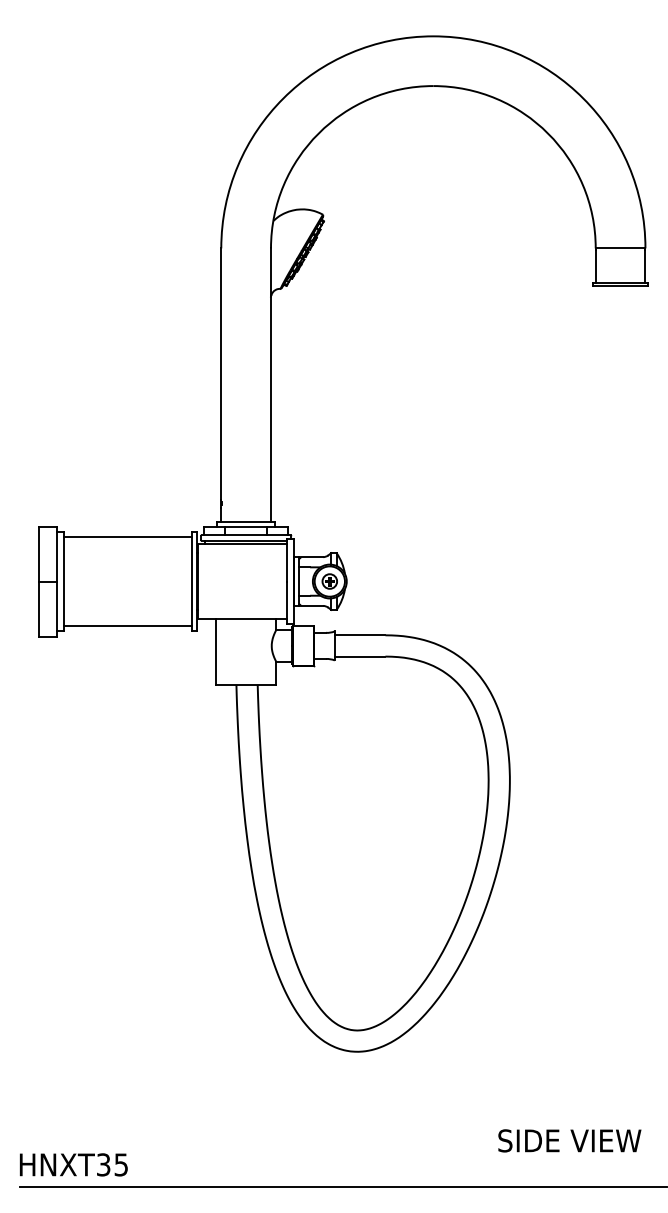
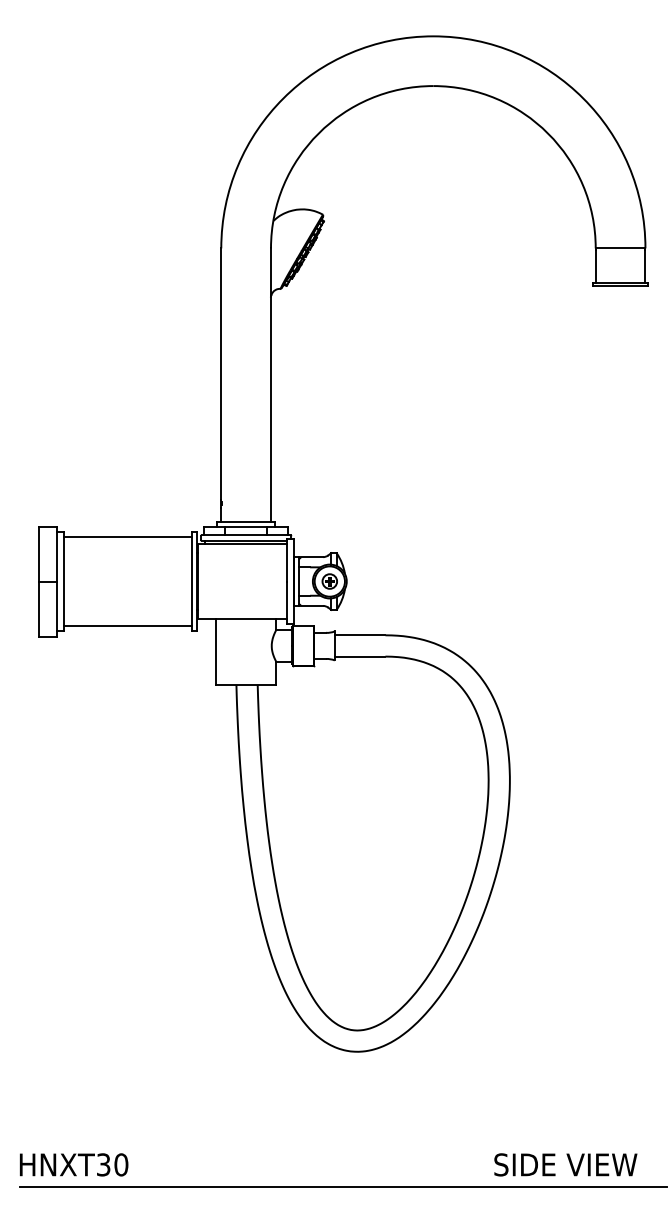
text position: (569, 1140) -> (565, 1164) (565, 1164)
text: HNXT35 -> HNXT30 (121, 1164)
